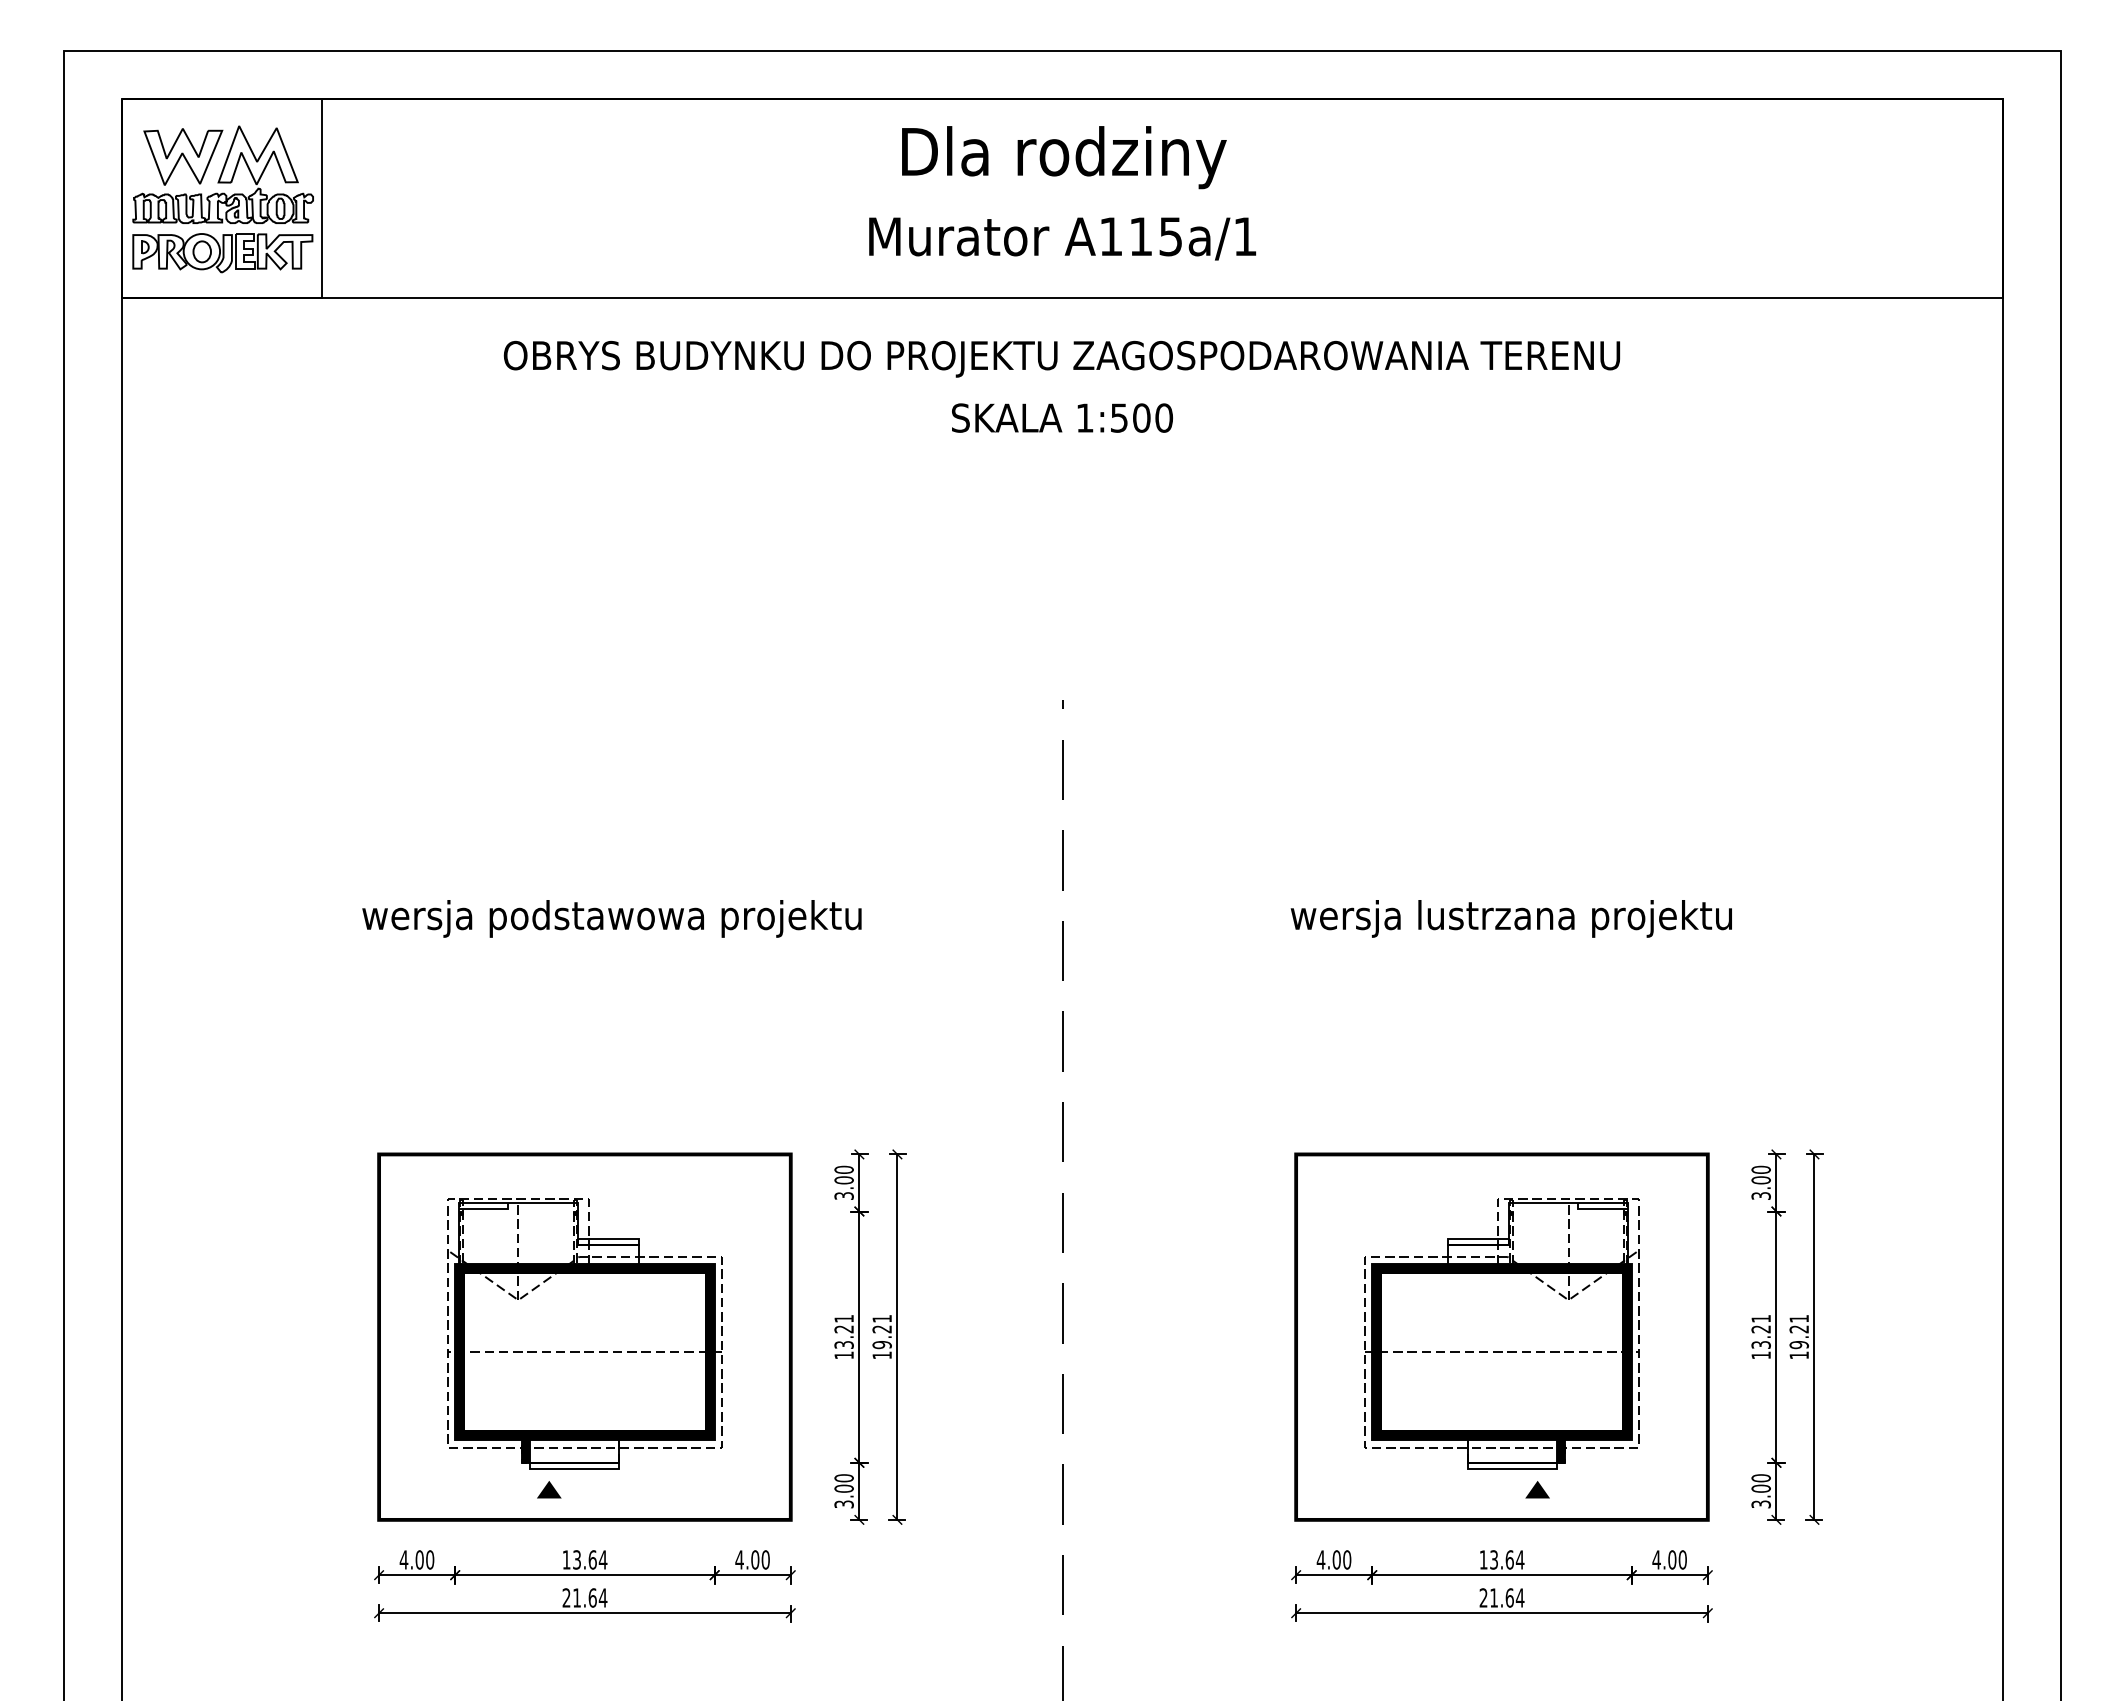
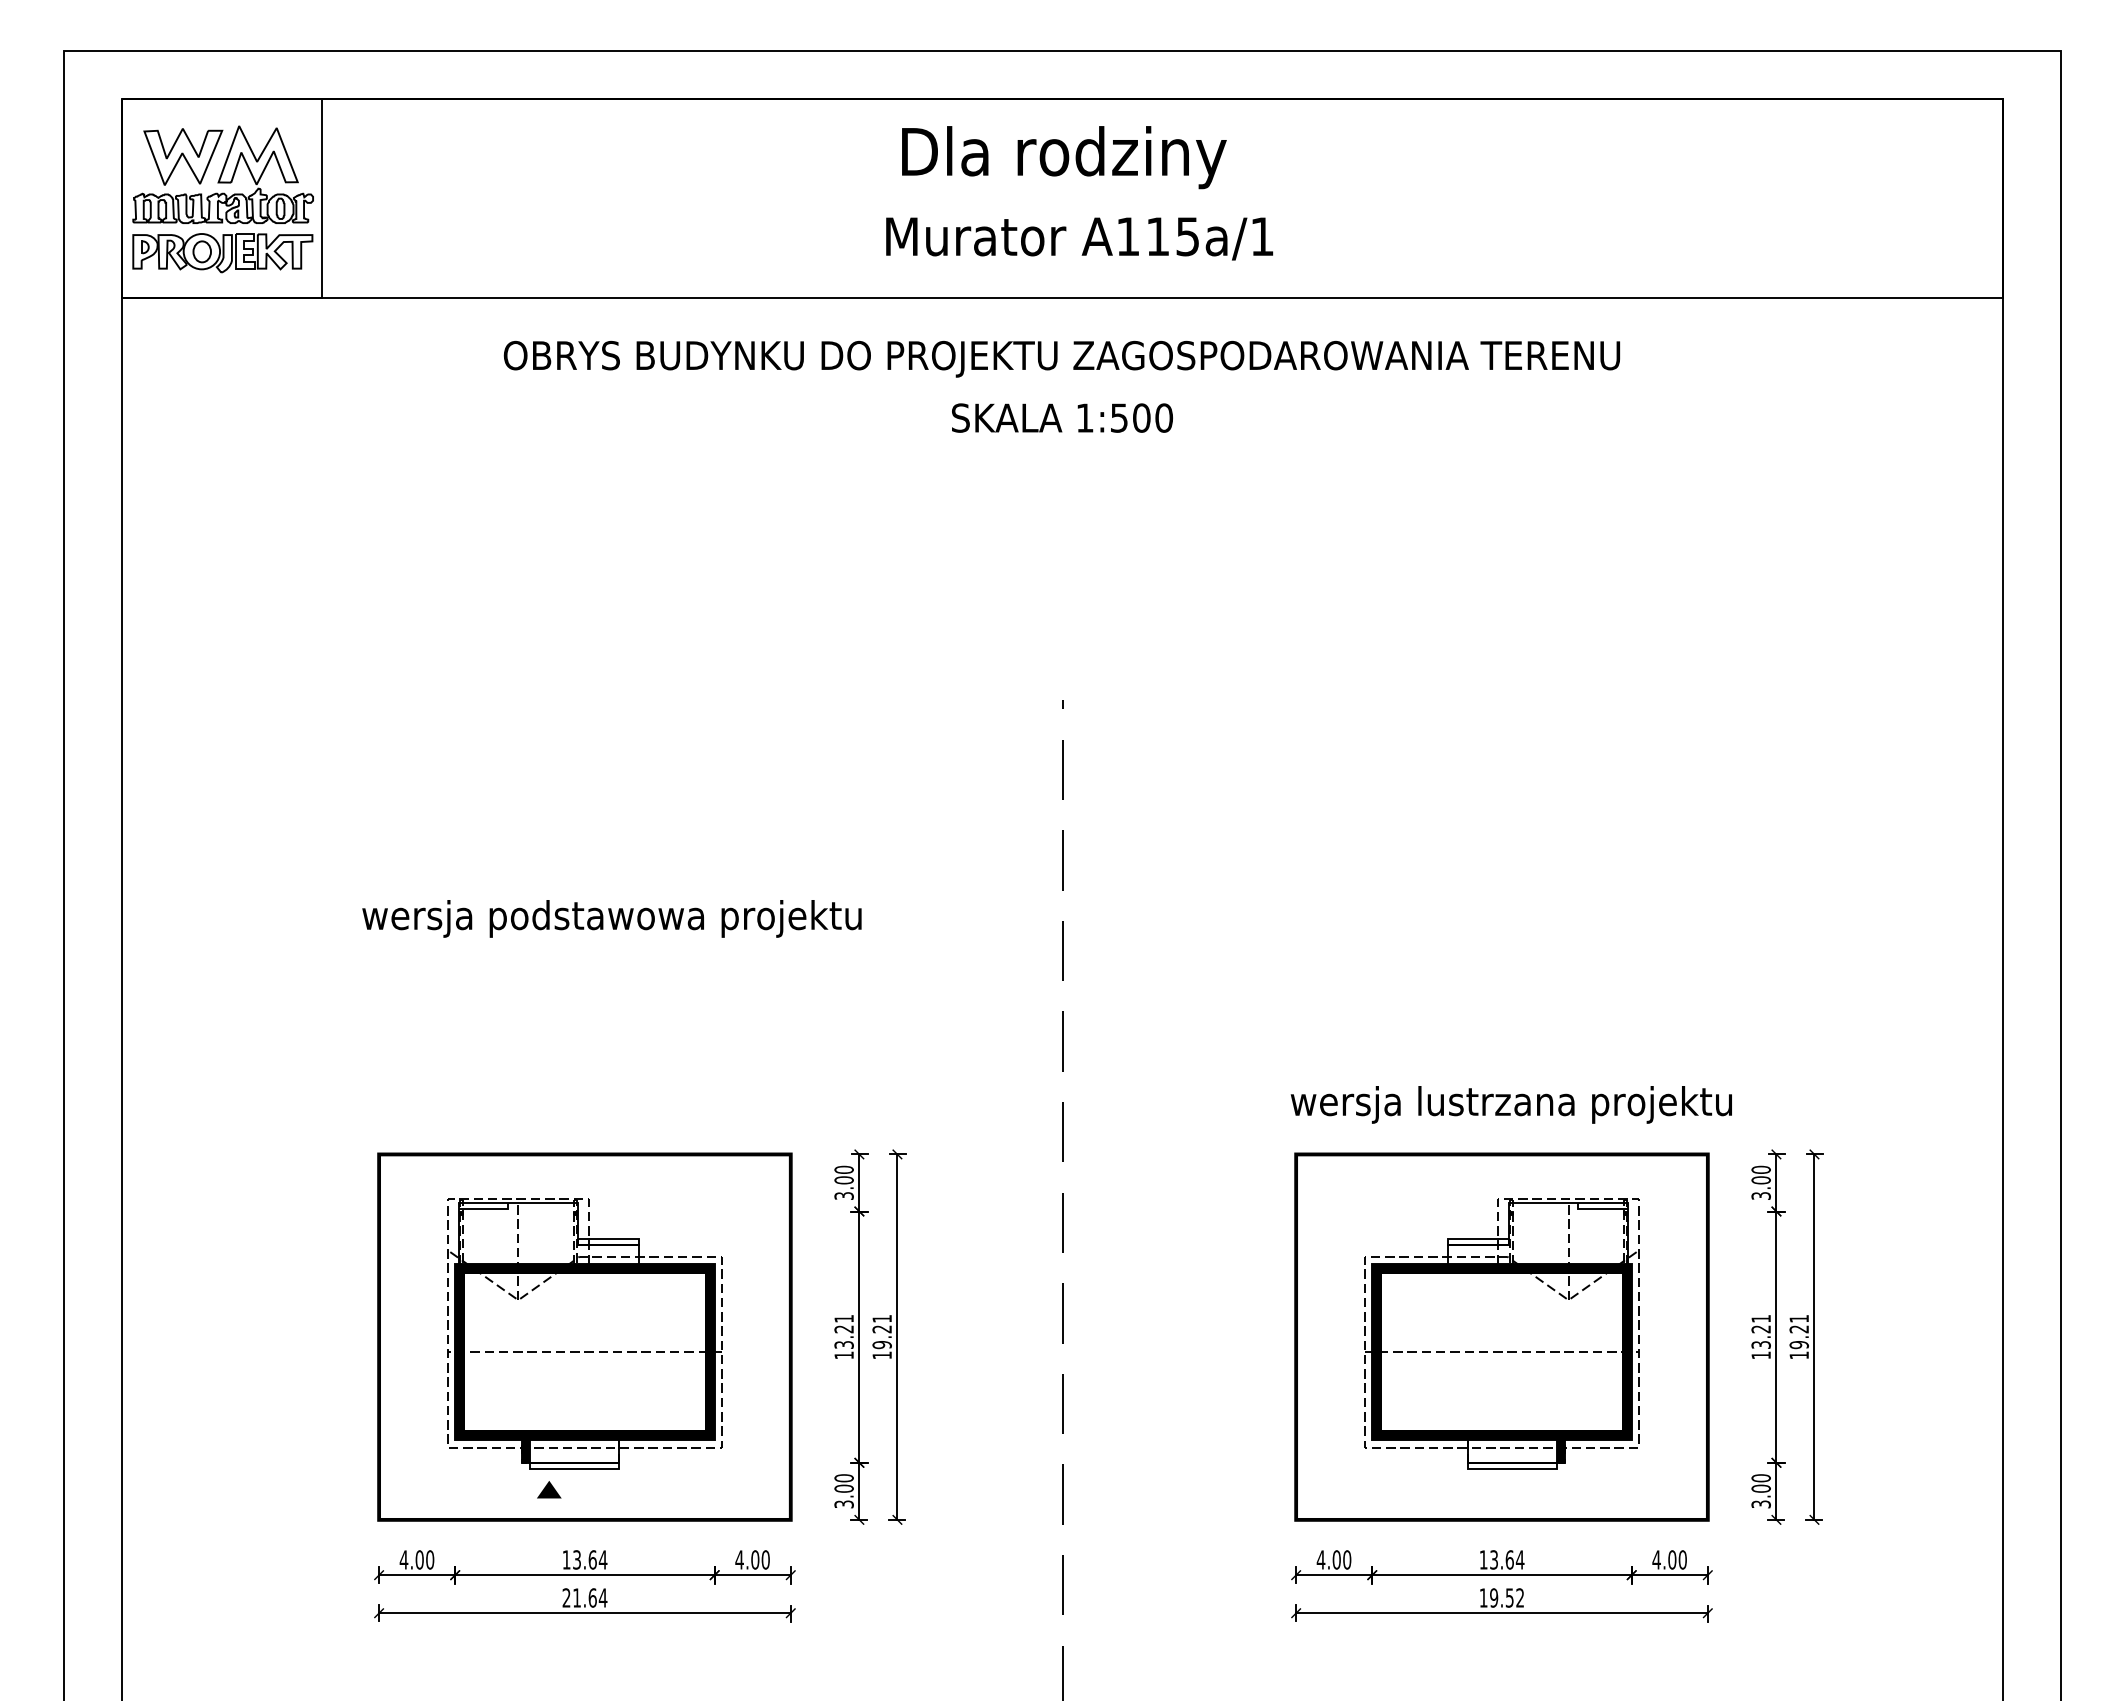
text position: (1062, 238) -> (1079, 238) (1079, 238)
text position: (1510, 918) -> (1510, 1104) (1510, 1104)
fill: present -> none (1537, 1489)
text: 21.64 -> 19.52 (1501, 1597)
